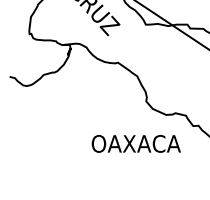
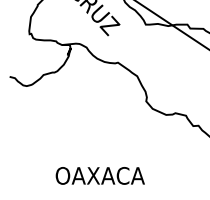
text position: (135, 143) -> (99, 175) (99, 175)
